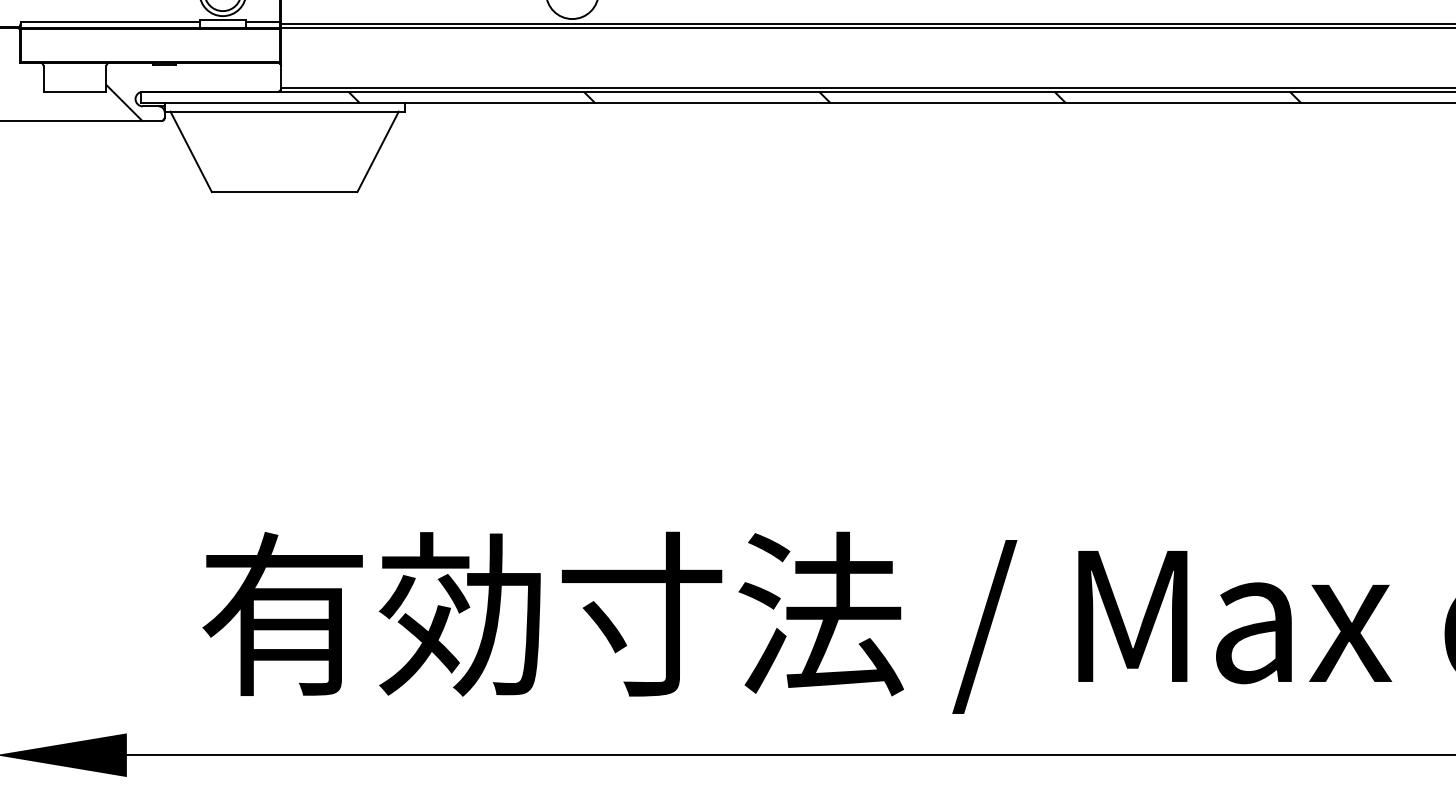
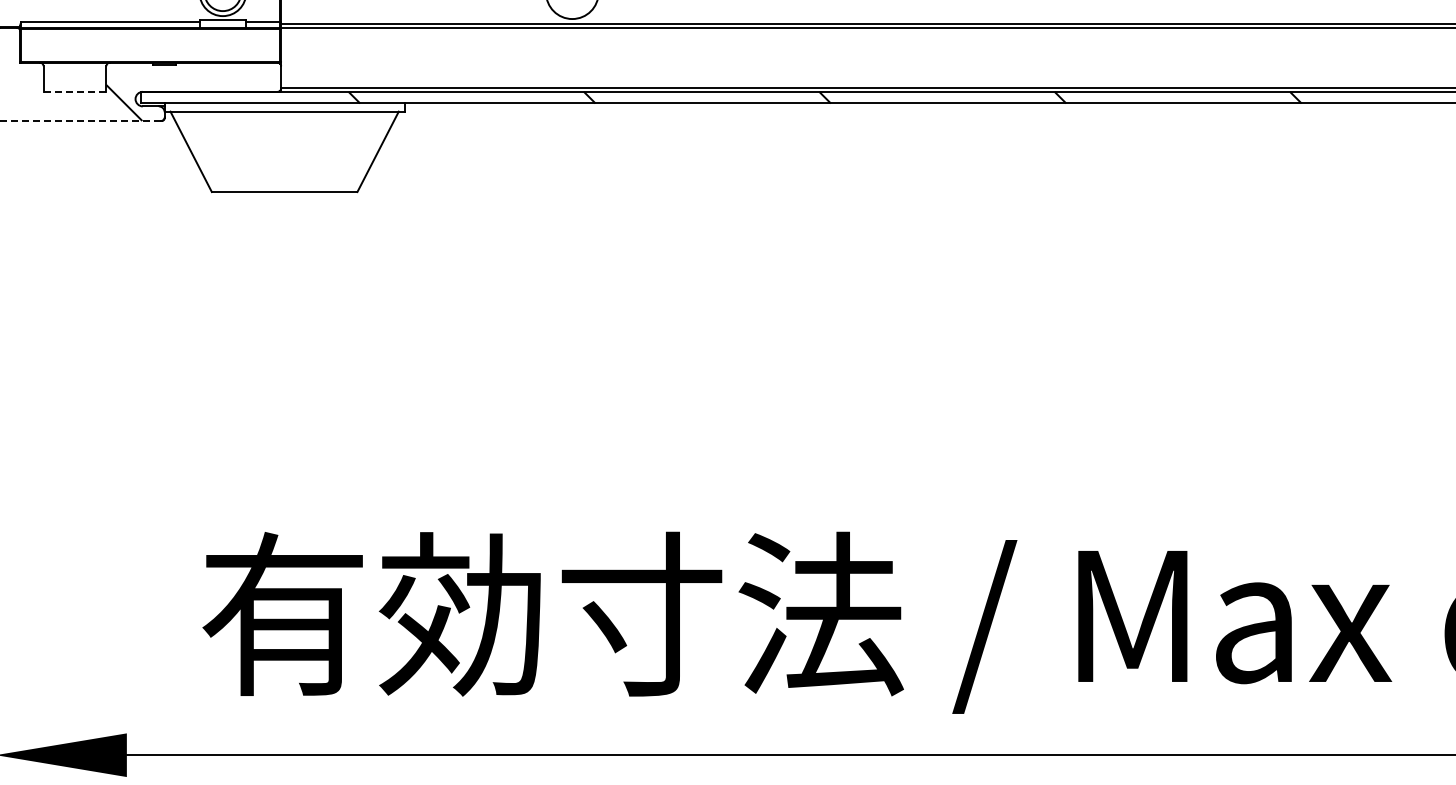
line: solid -> dashed (74, 91)
line: solid -> dashed (81, 120)
